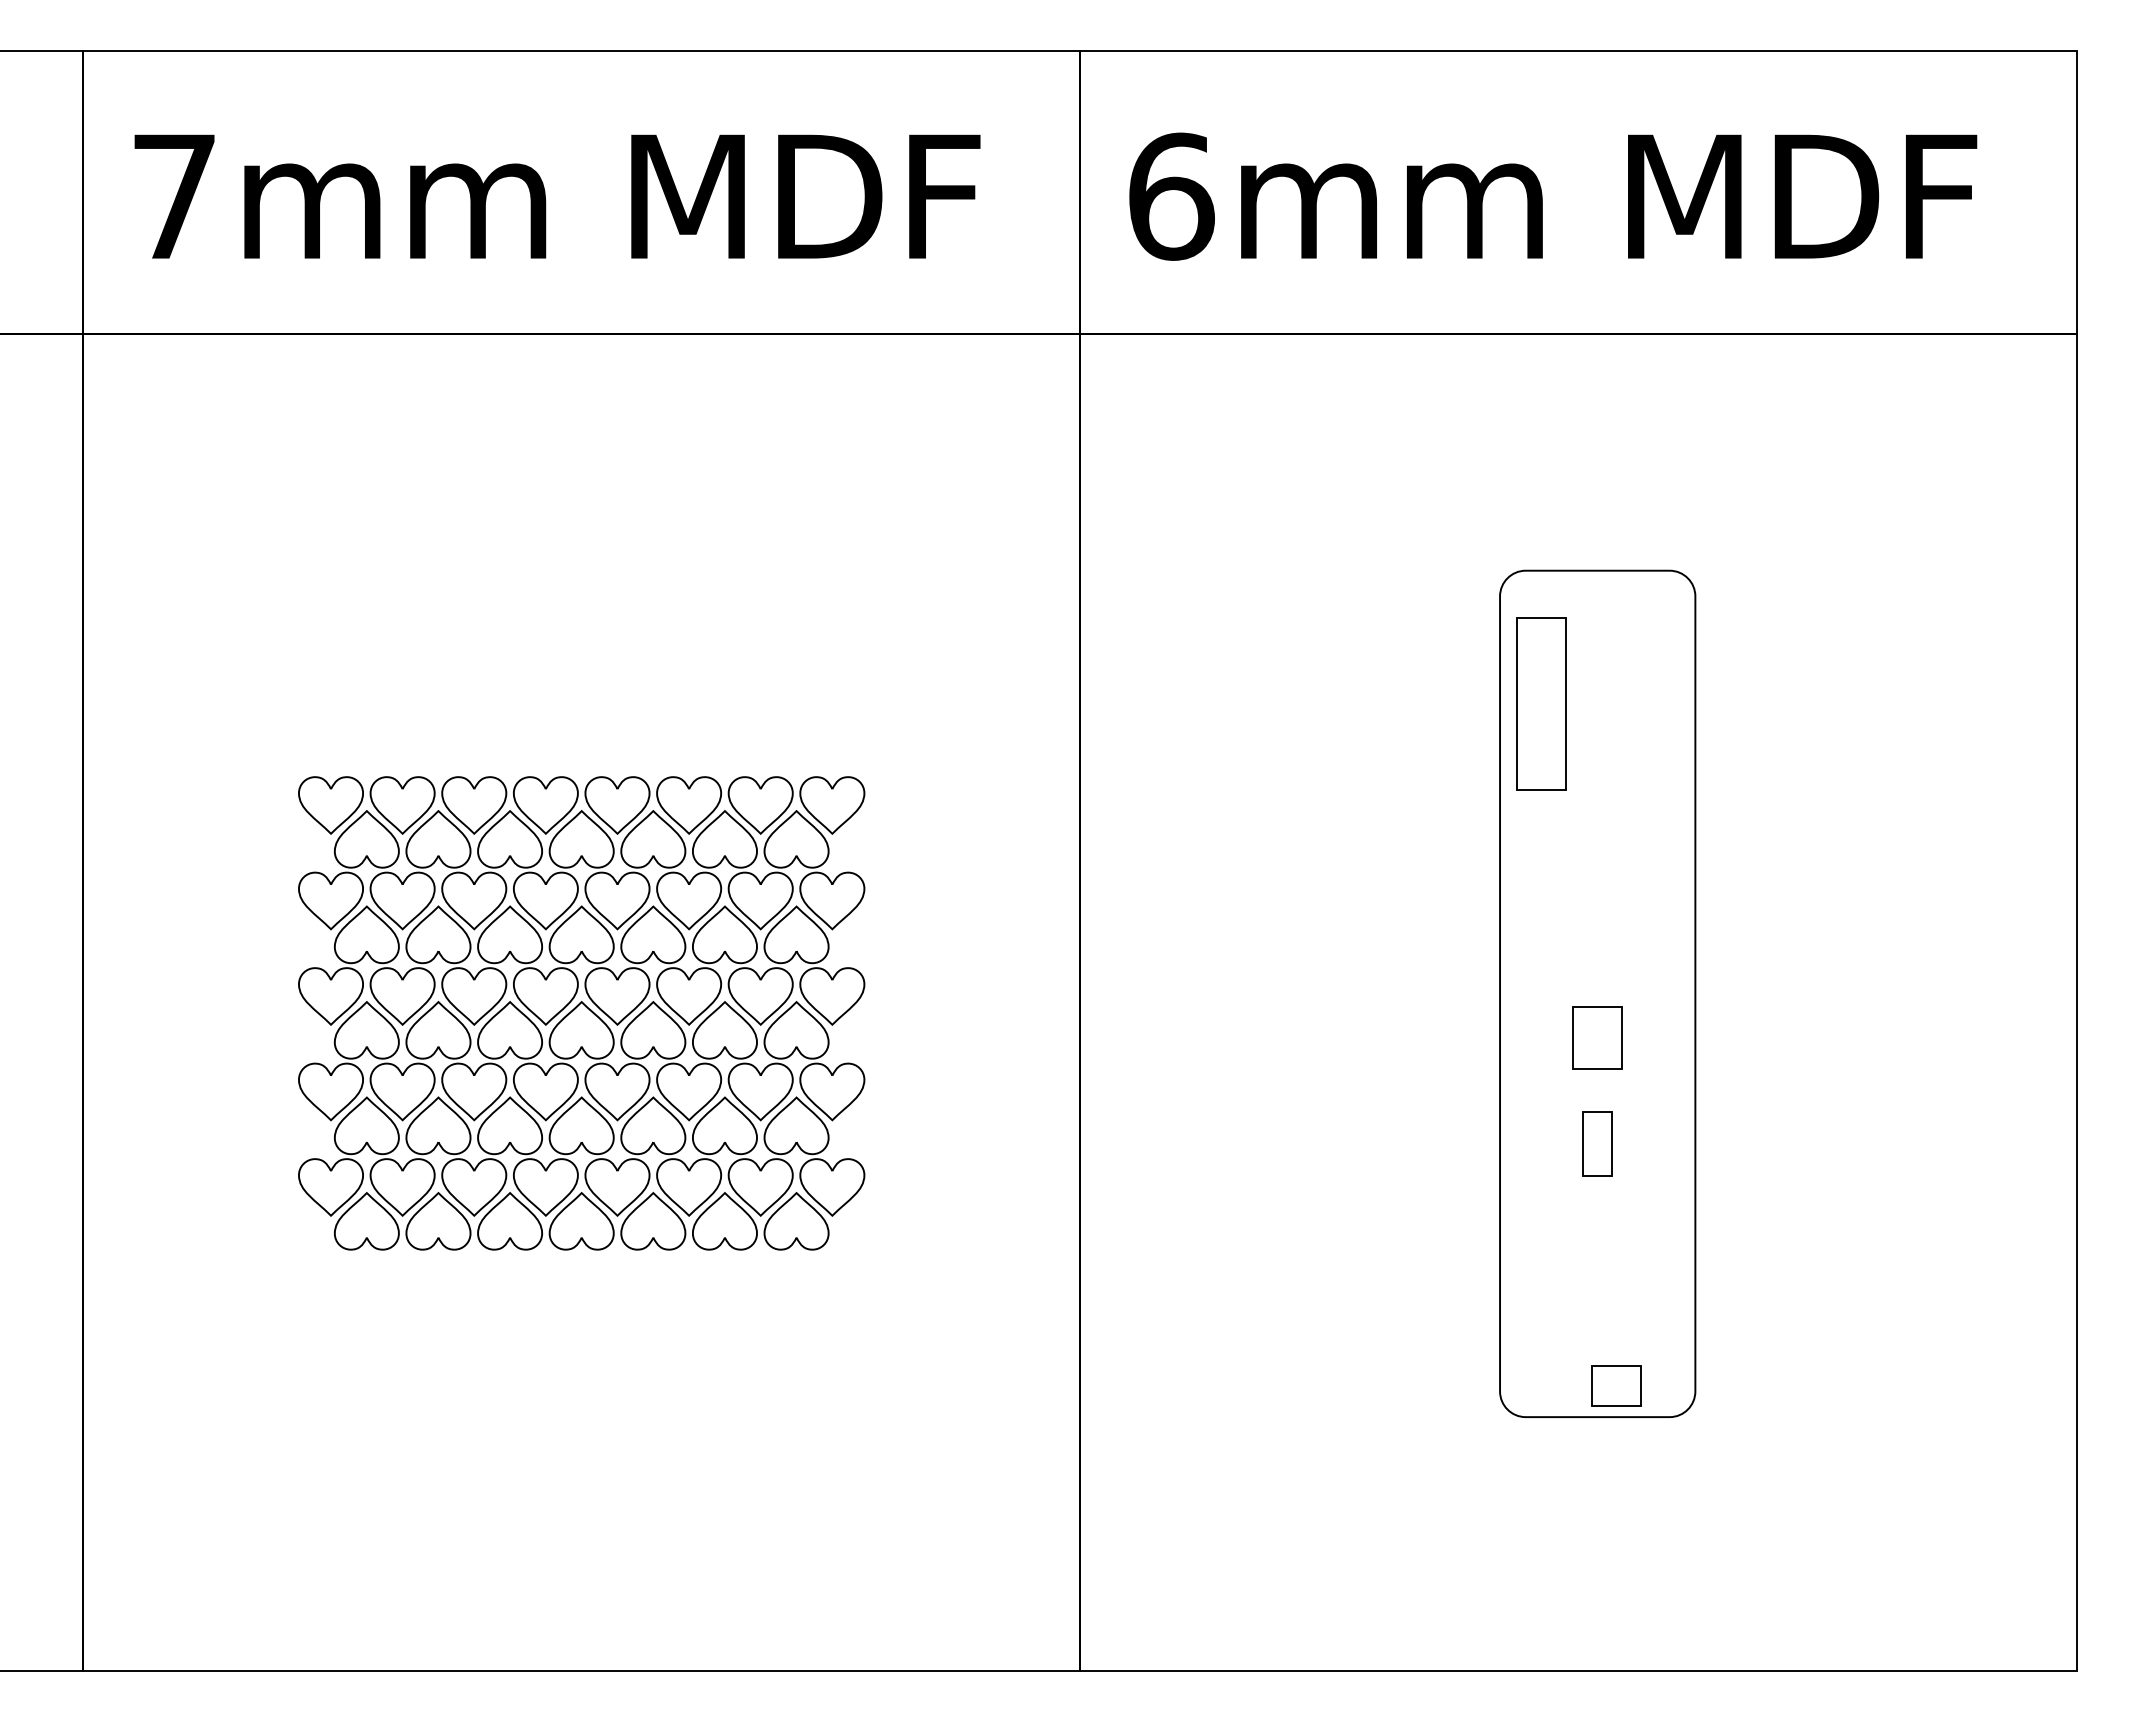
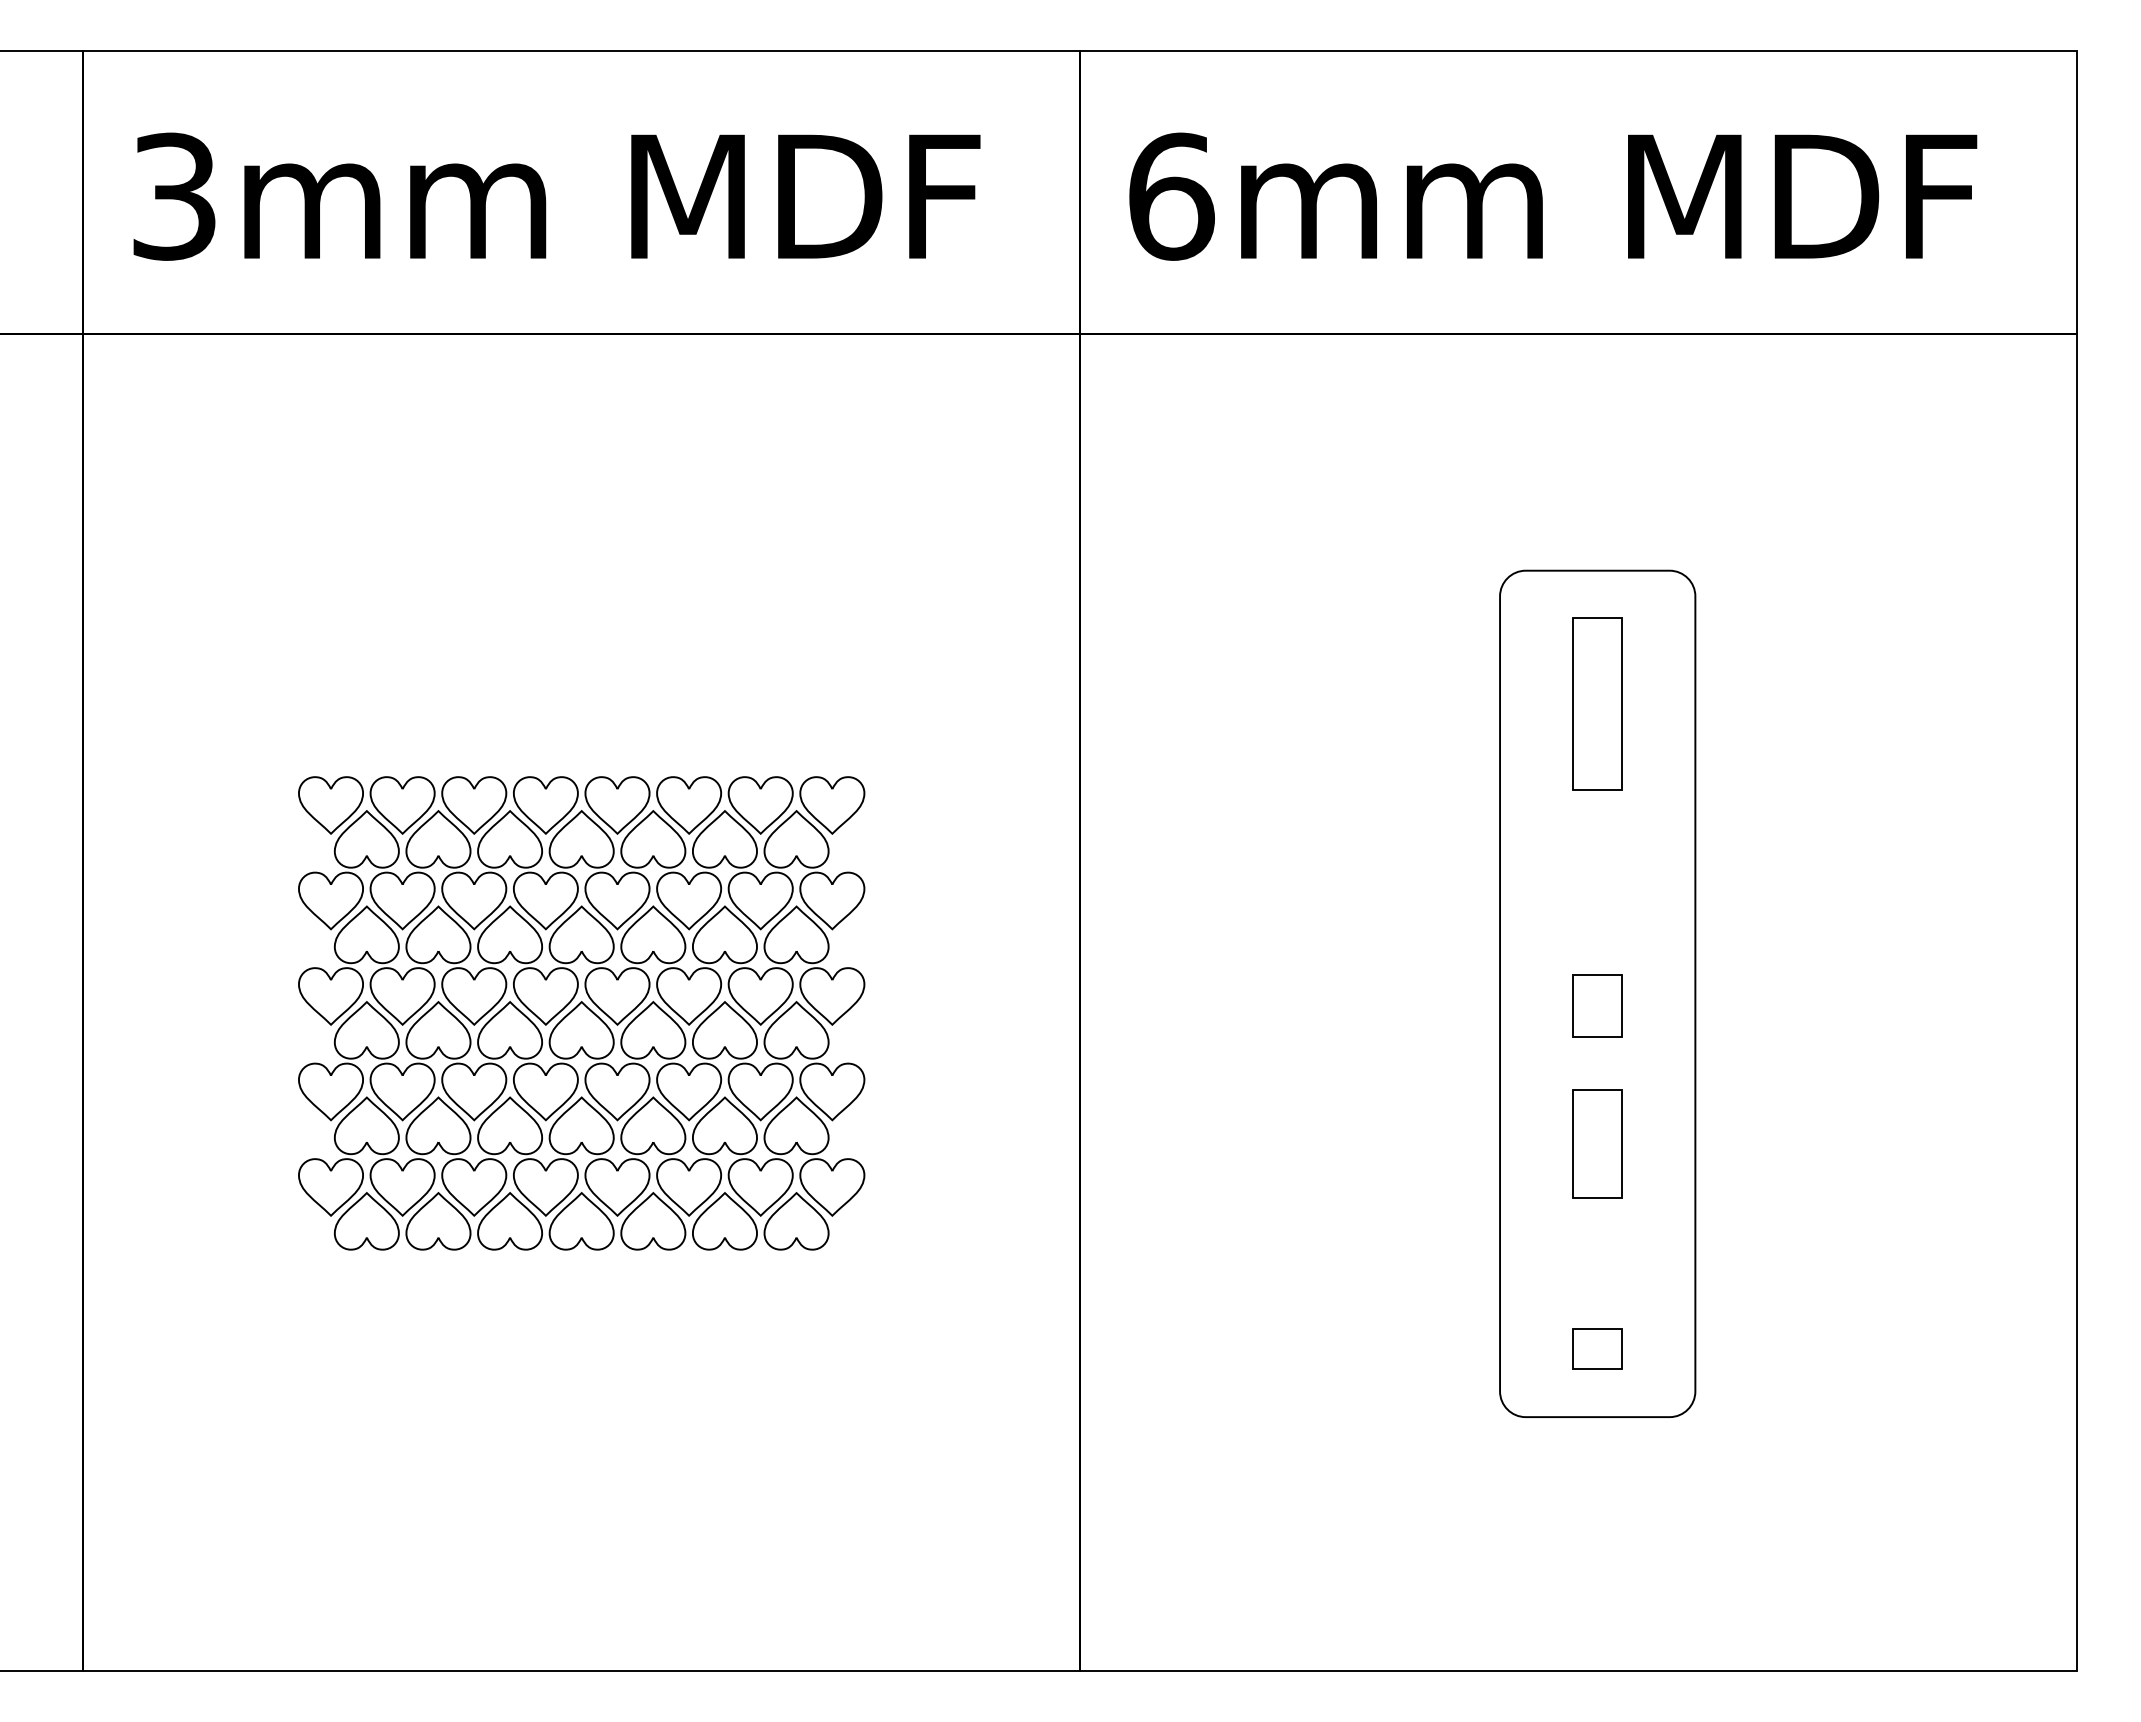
text: 7mm -> 3mm (174, 196)
part position: (1541, 703) -> (1597, 703) (1597, 703)
part position: (1597, 1037) -> (1597, 1005) (1597, 1005)
part size: 31x66 px -> 51x110 px (1597, 1143)
part position: (1616, 1385) -> (1597, 1348) (1597, 1348)
